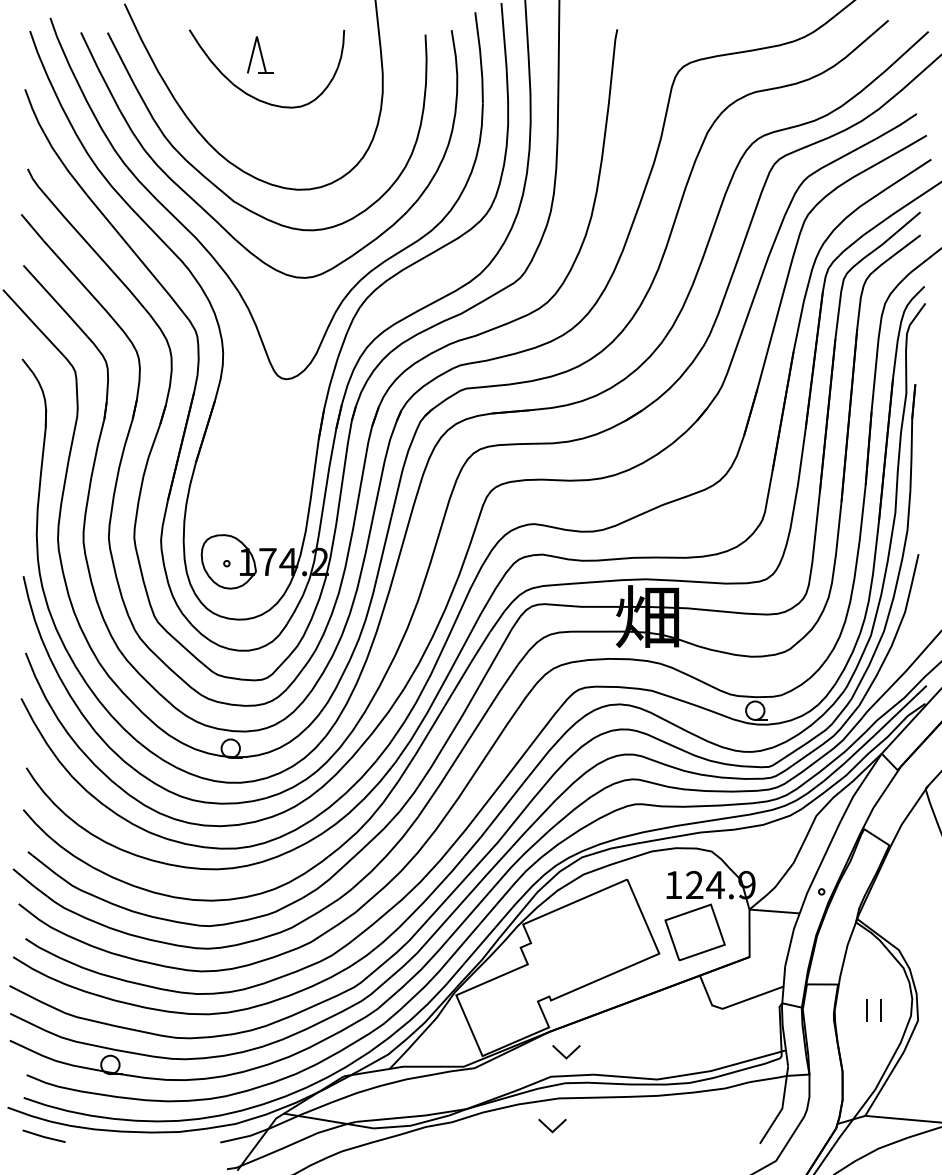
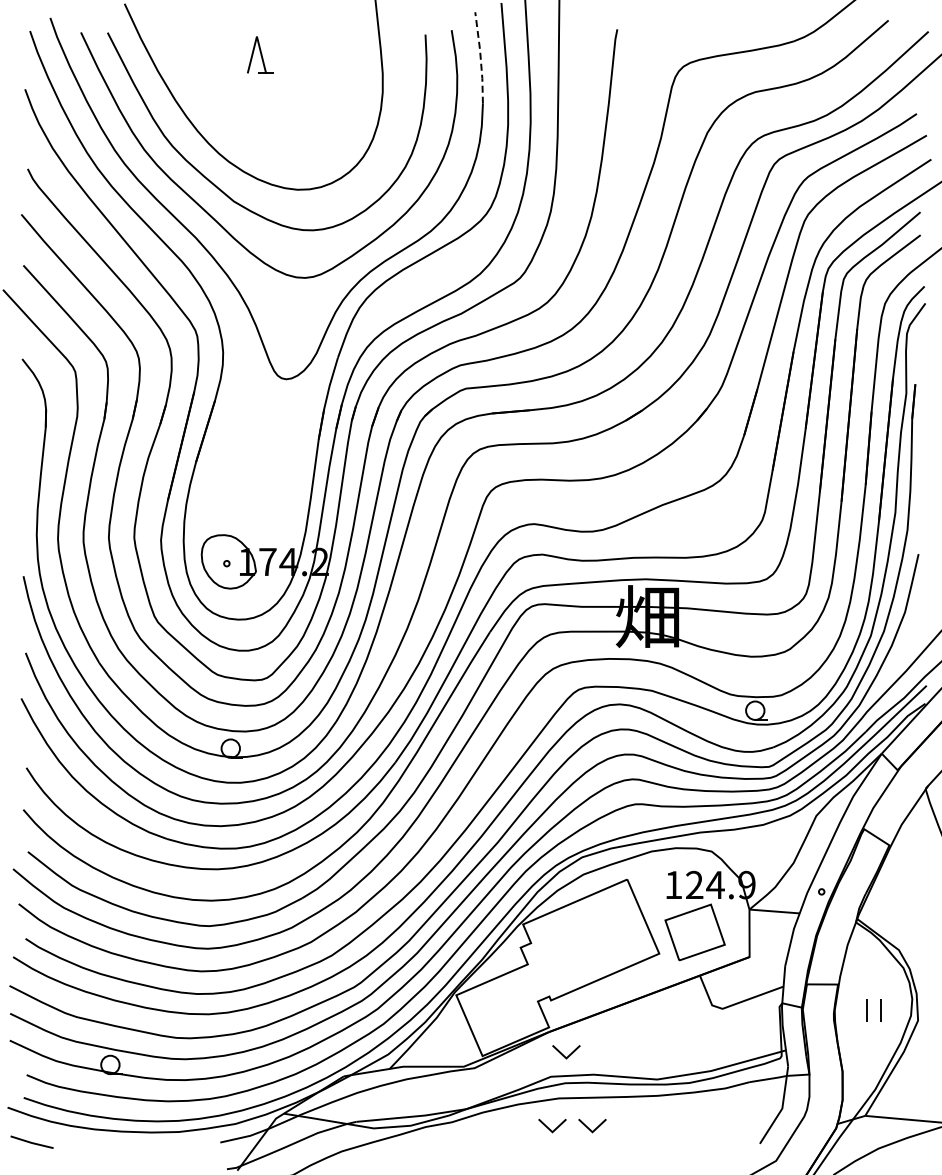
line: solid -> dashed (480, 57)
part: present -> none (252, 95)
part: none -> present (592, 1125)
line position: (43, 1135) -> (31, 1141) (31, 1141)
